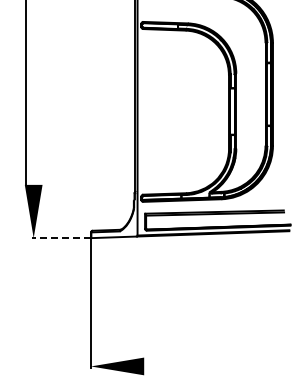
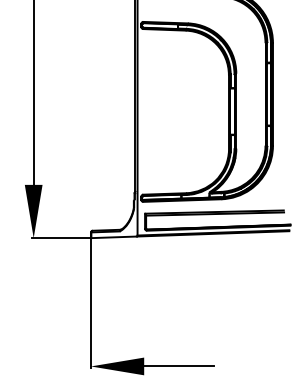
line position: (25, 93) -> (33, 93) (33, 93)
line: dashed -> solid (61, 238)
line: none -> present (179, 366)
